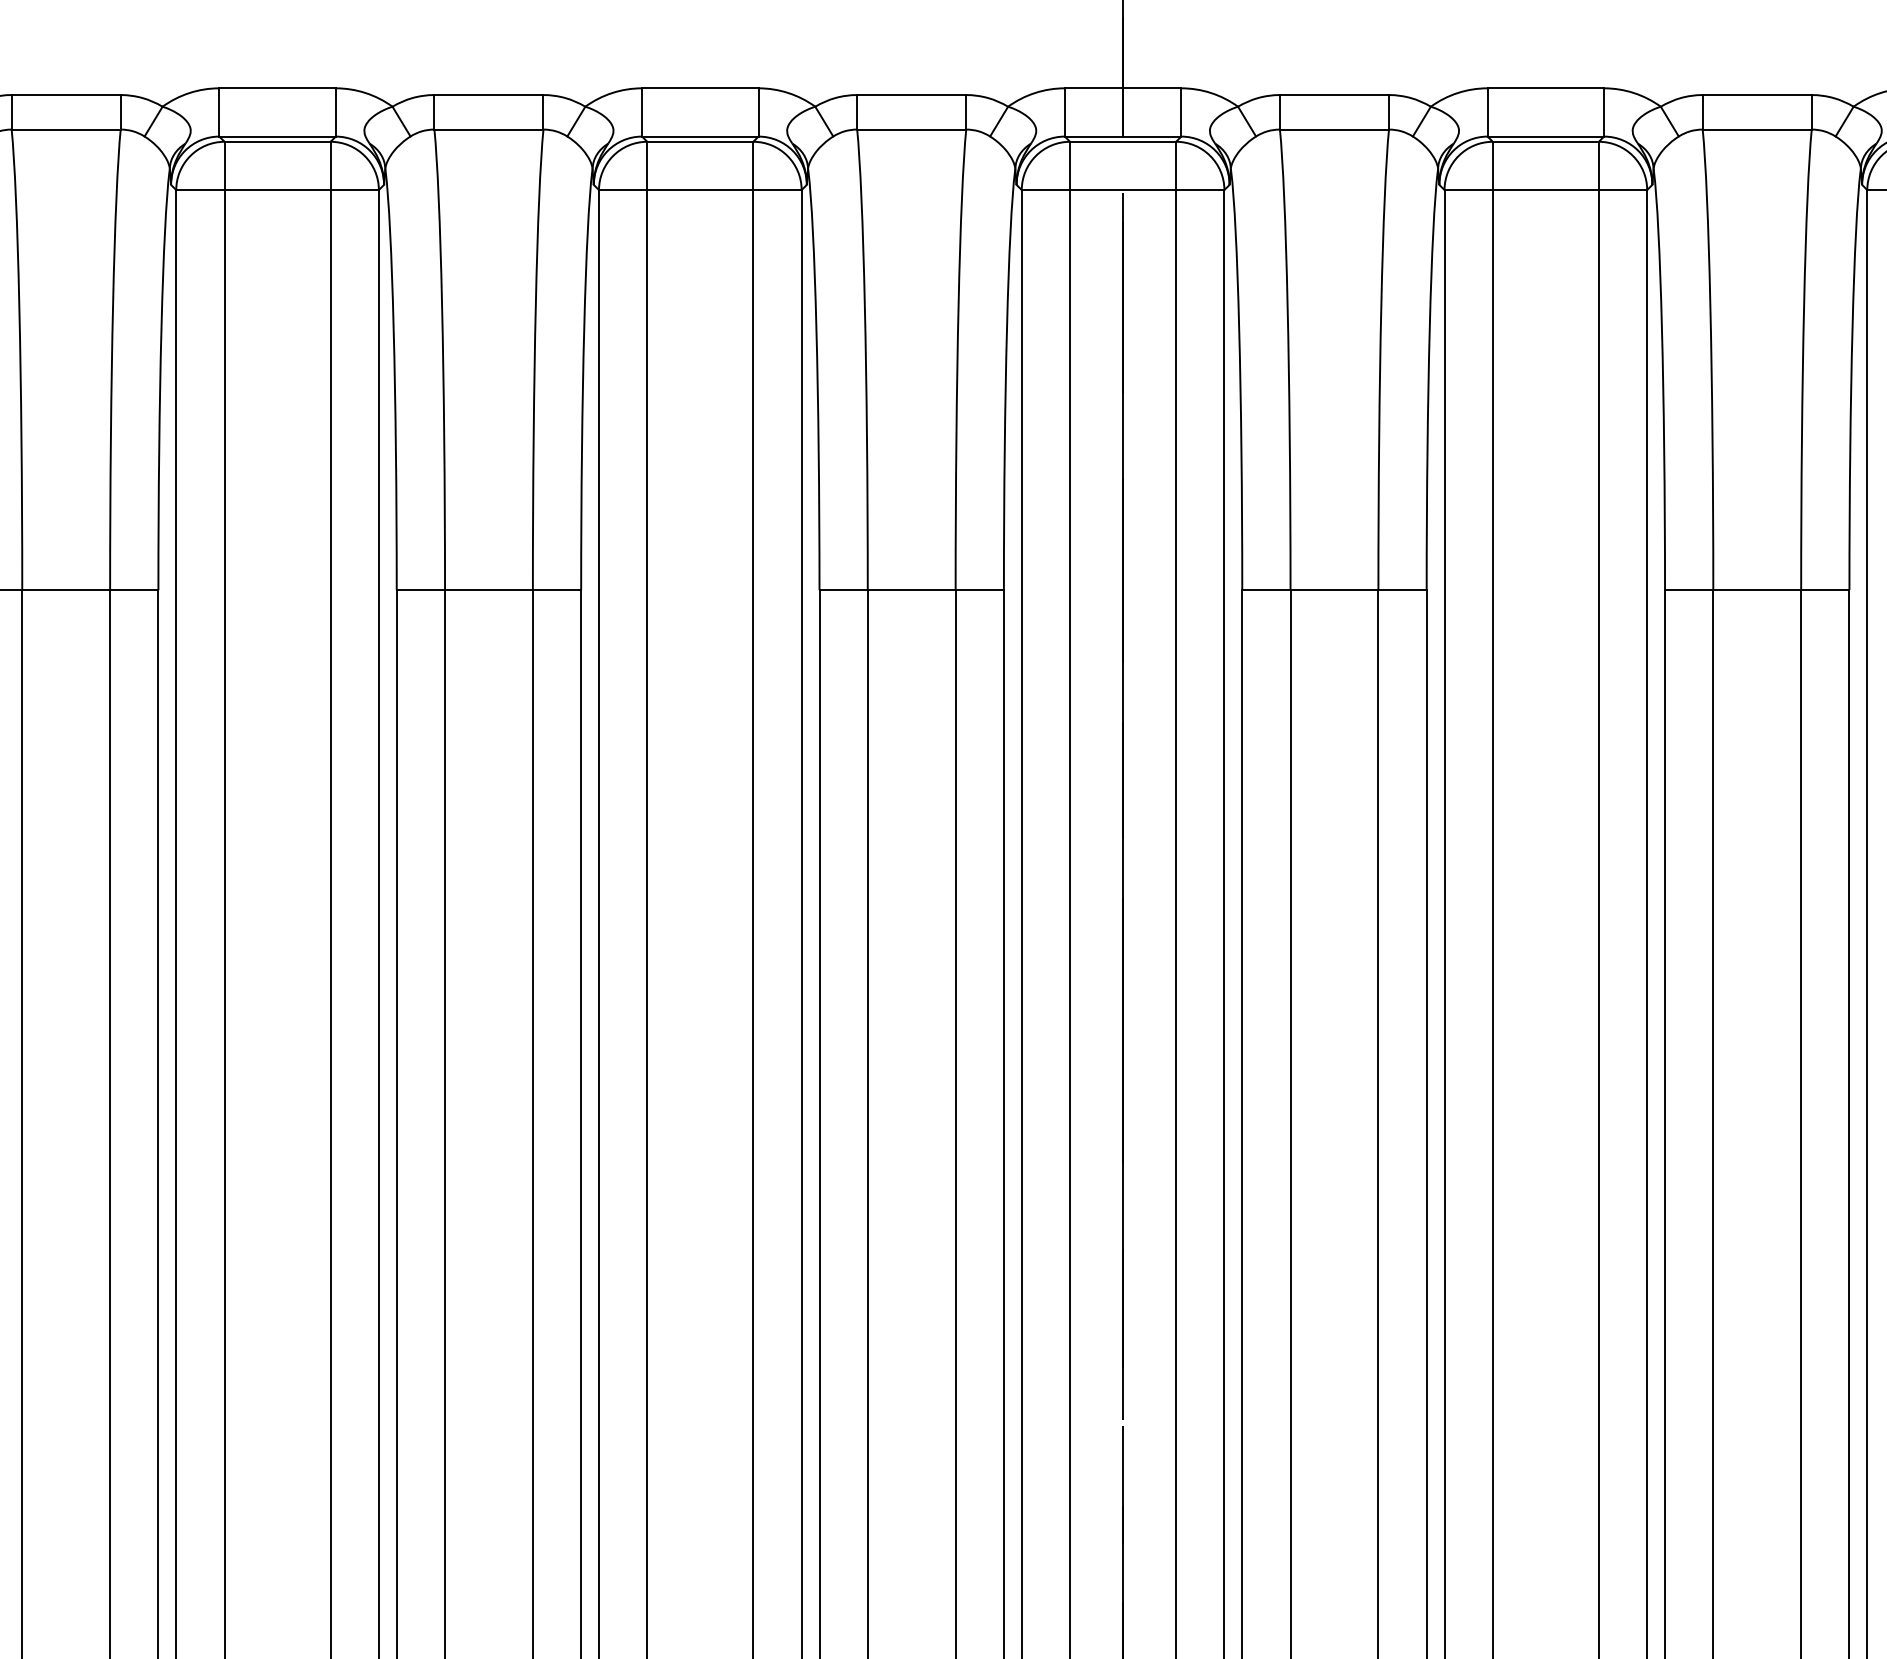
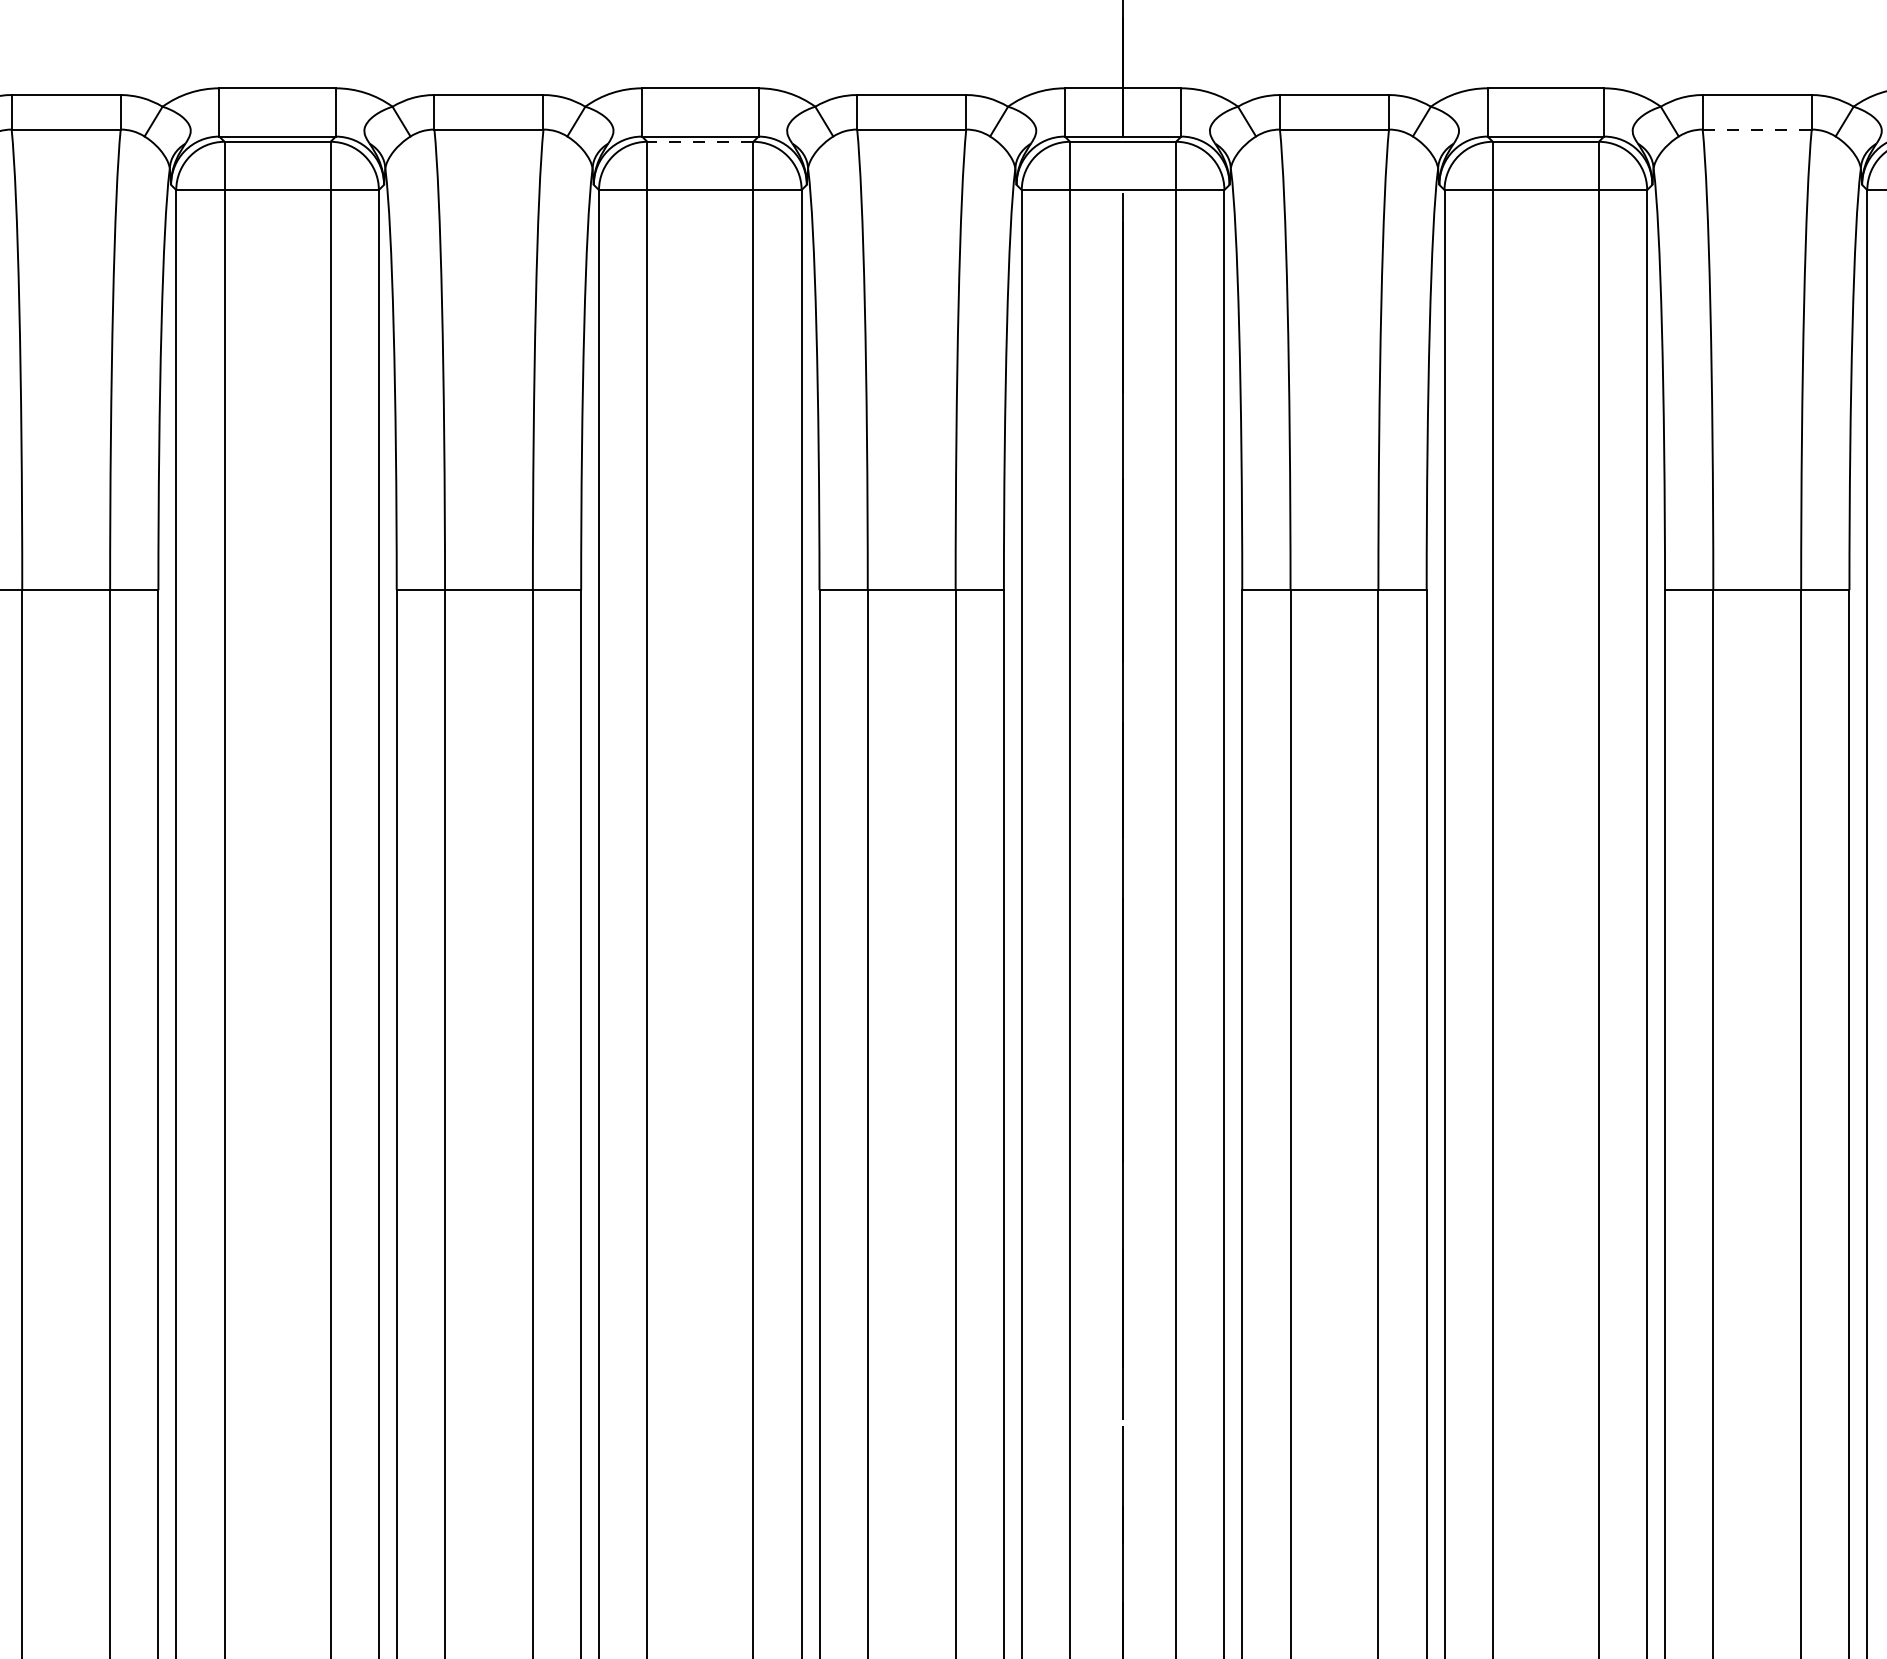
line: solid -> dashed (1757, 129)
line: solid -> dashed (699, 141)
